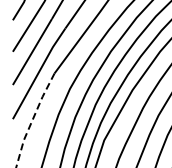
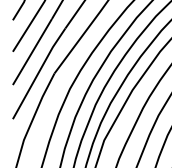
line: dashed -> solid (32, 119)
